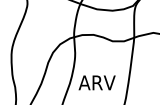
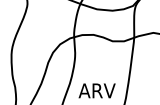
text position: (96, 82) -> (96, 90) (96, 90)
